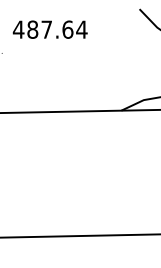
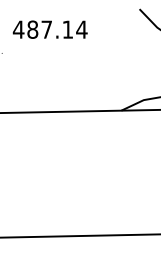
text: 487.64 -> 487.14 (67, 29)
